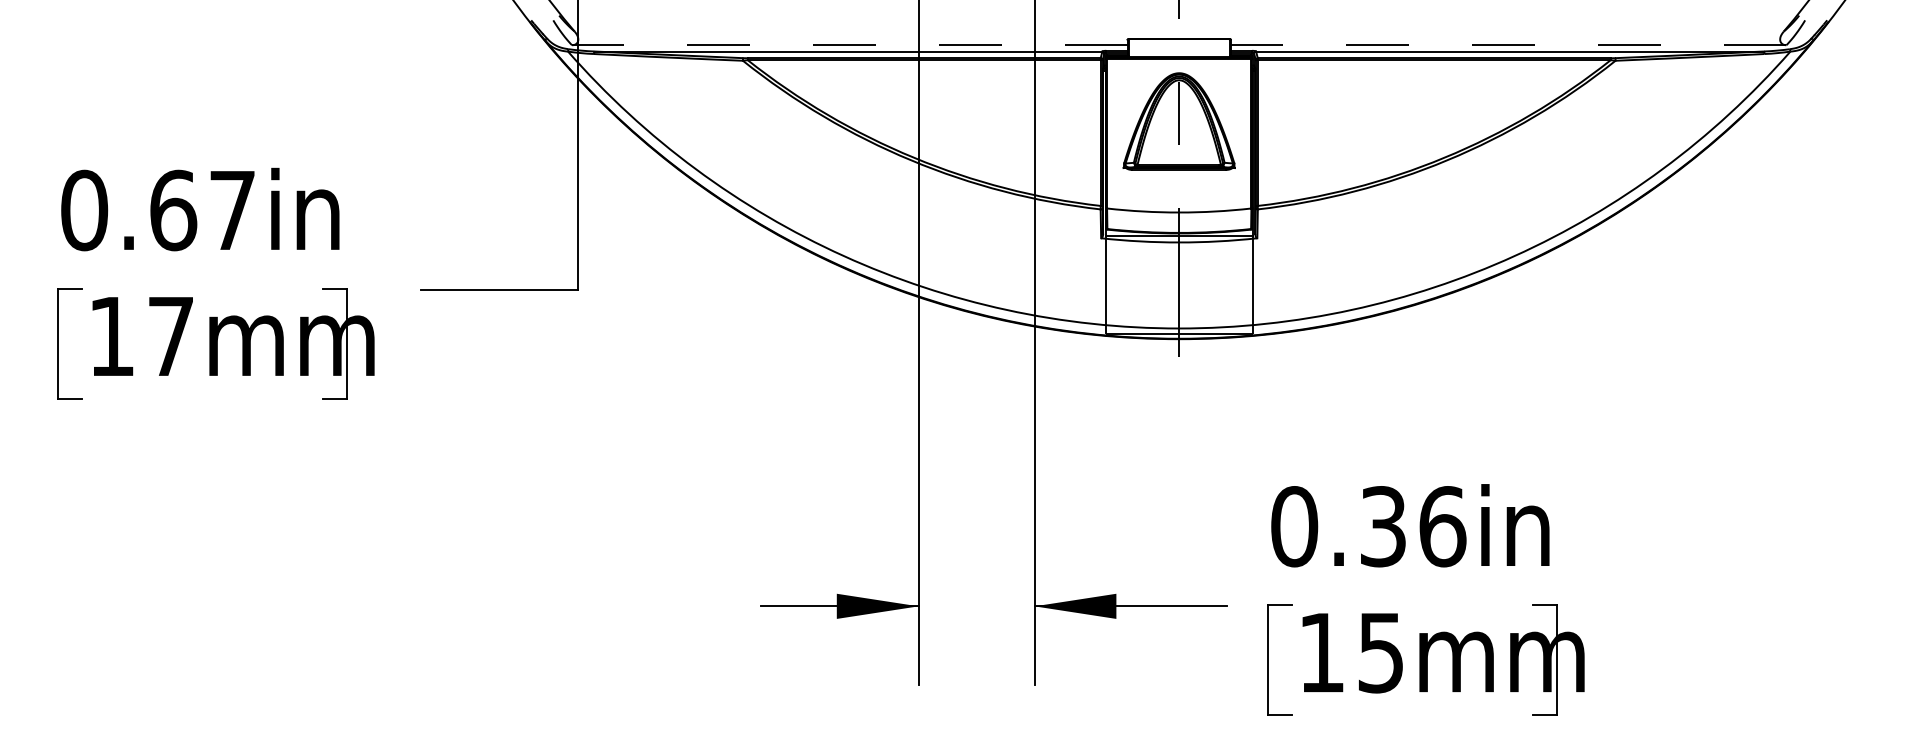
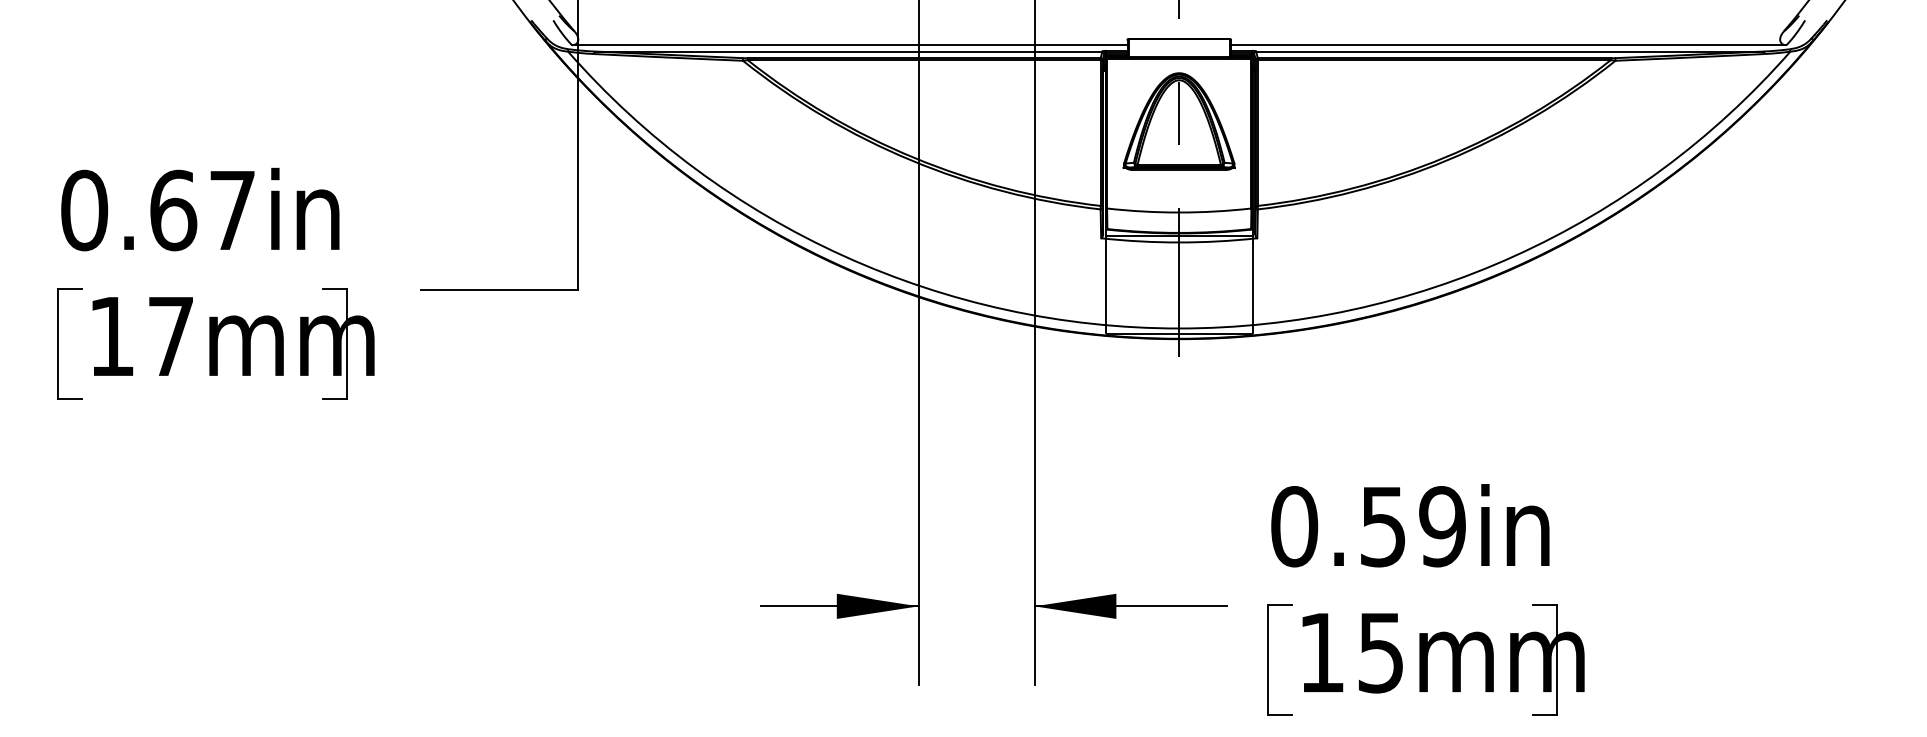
line: dashed -> solid (849, 45)
line: dashed -> solid (1508, 45)
text: 0.36in -> 0.59in (1413, 526)
